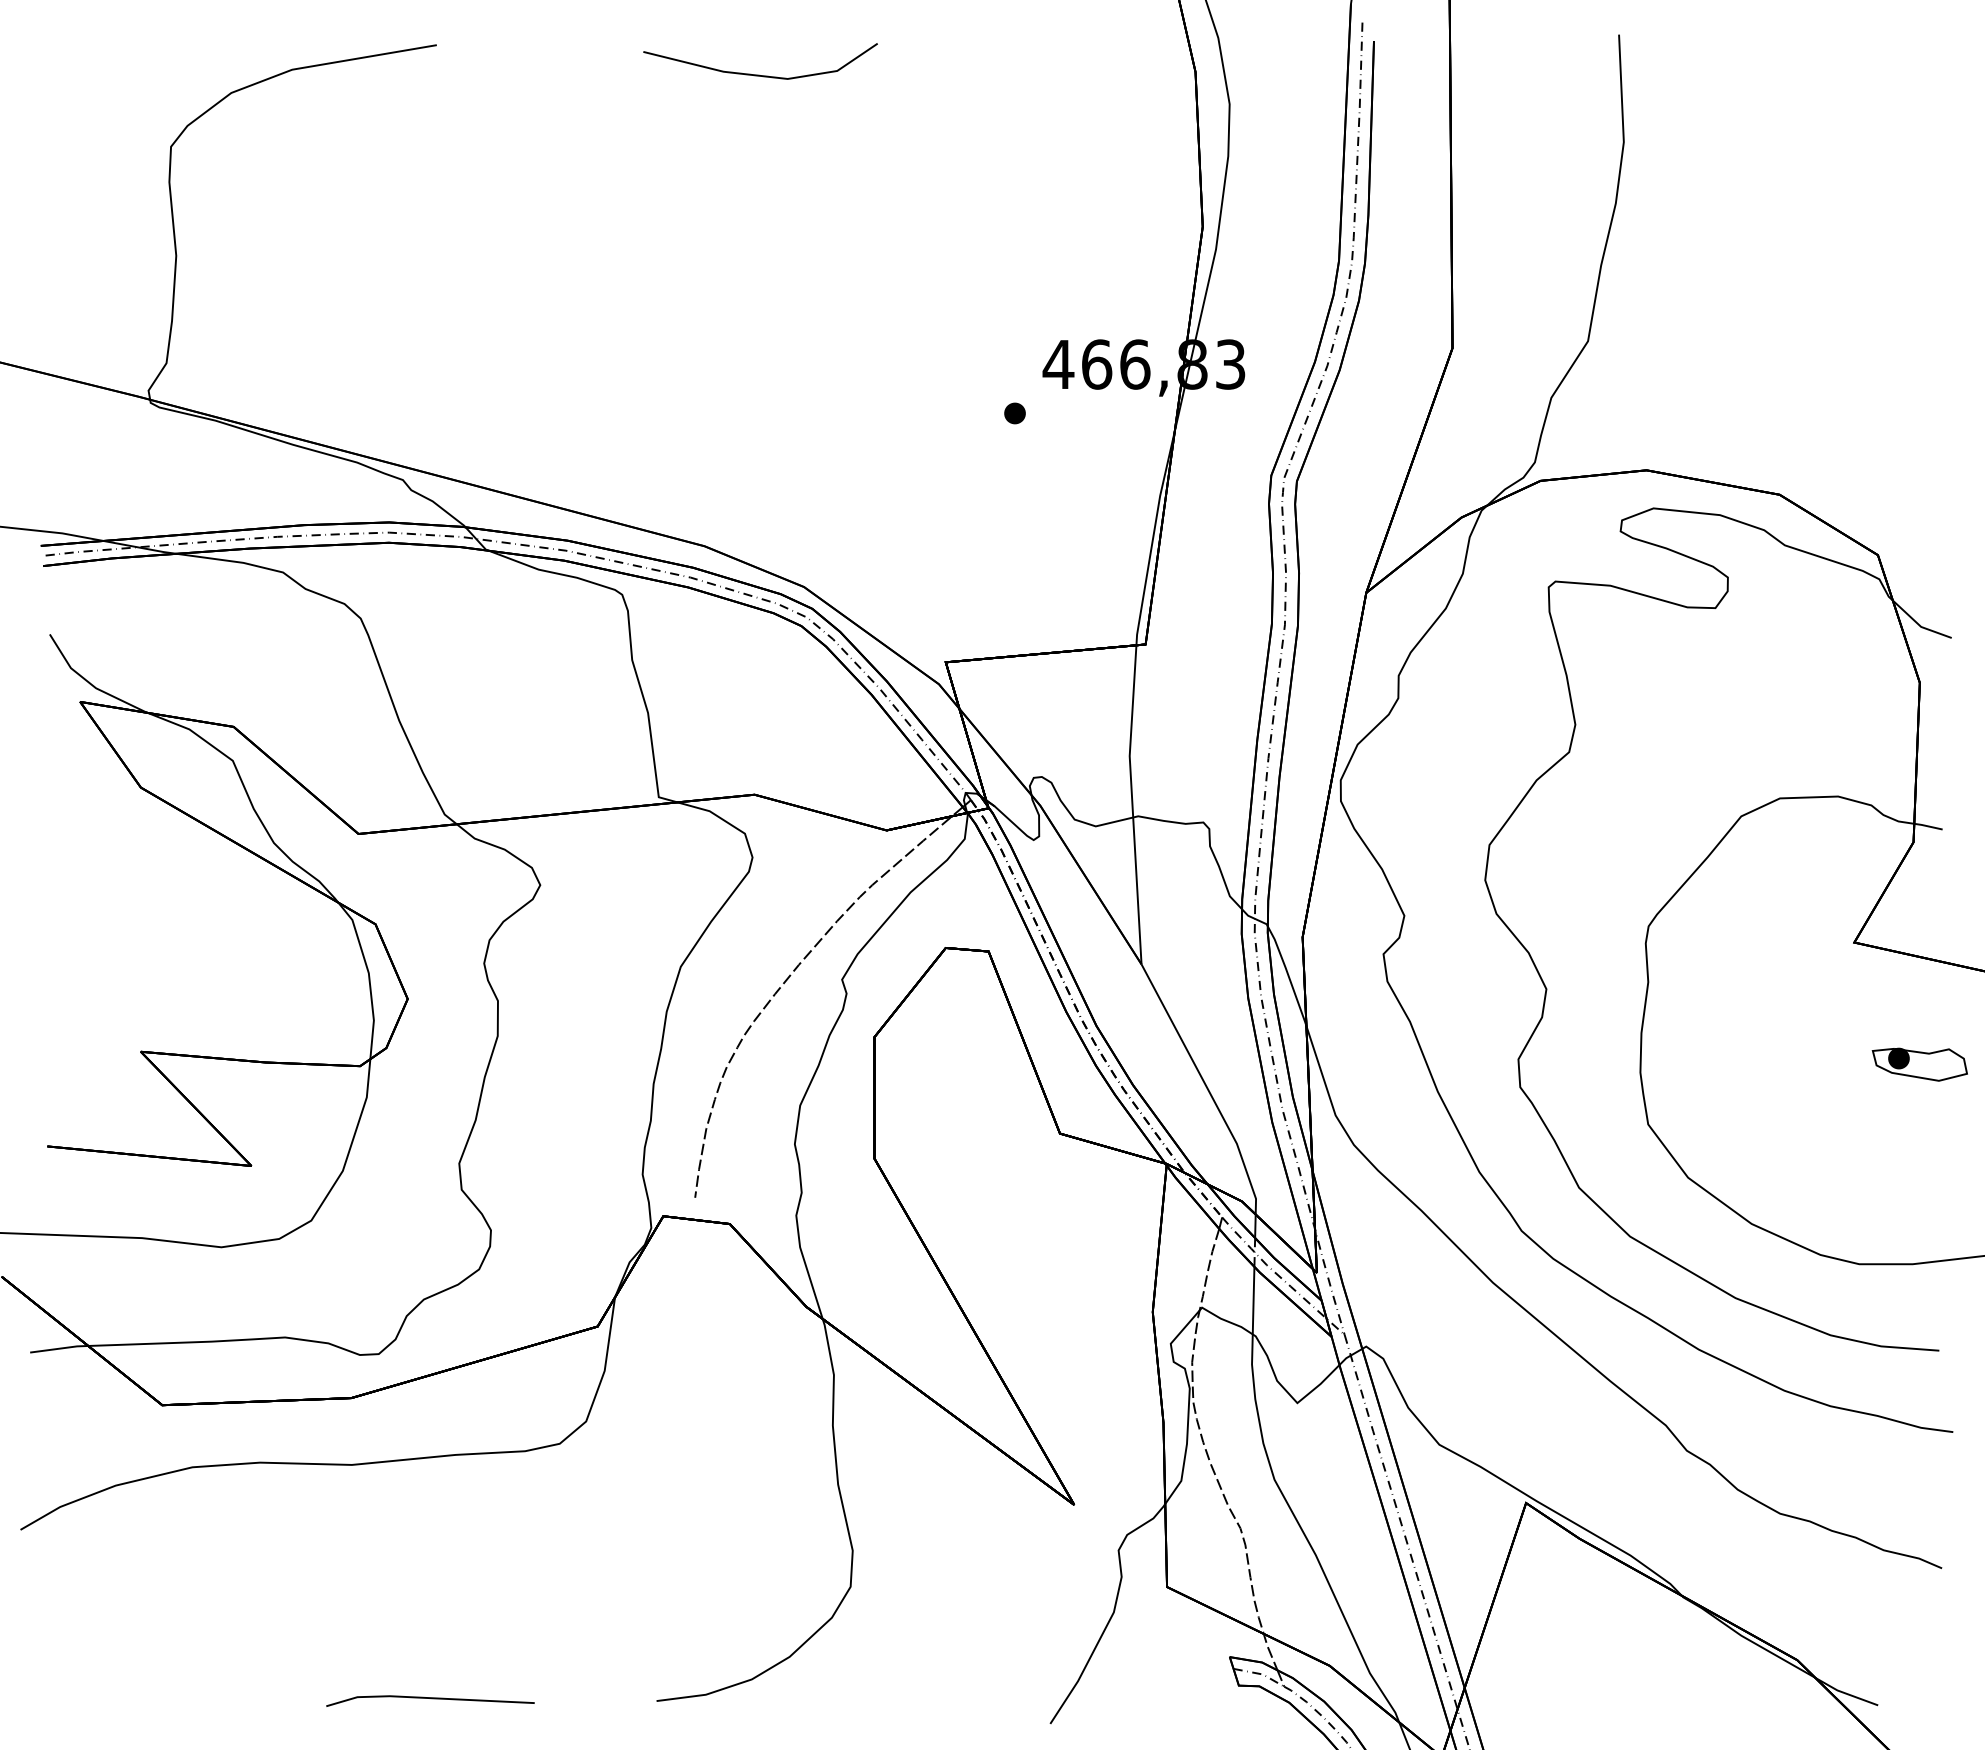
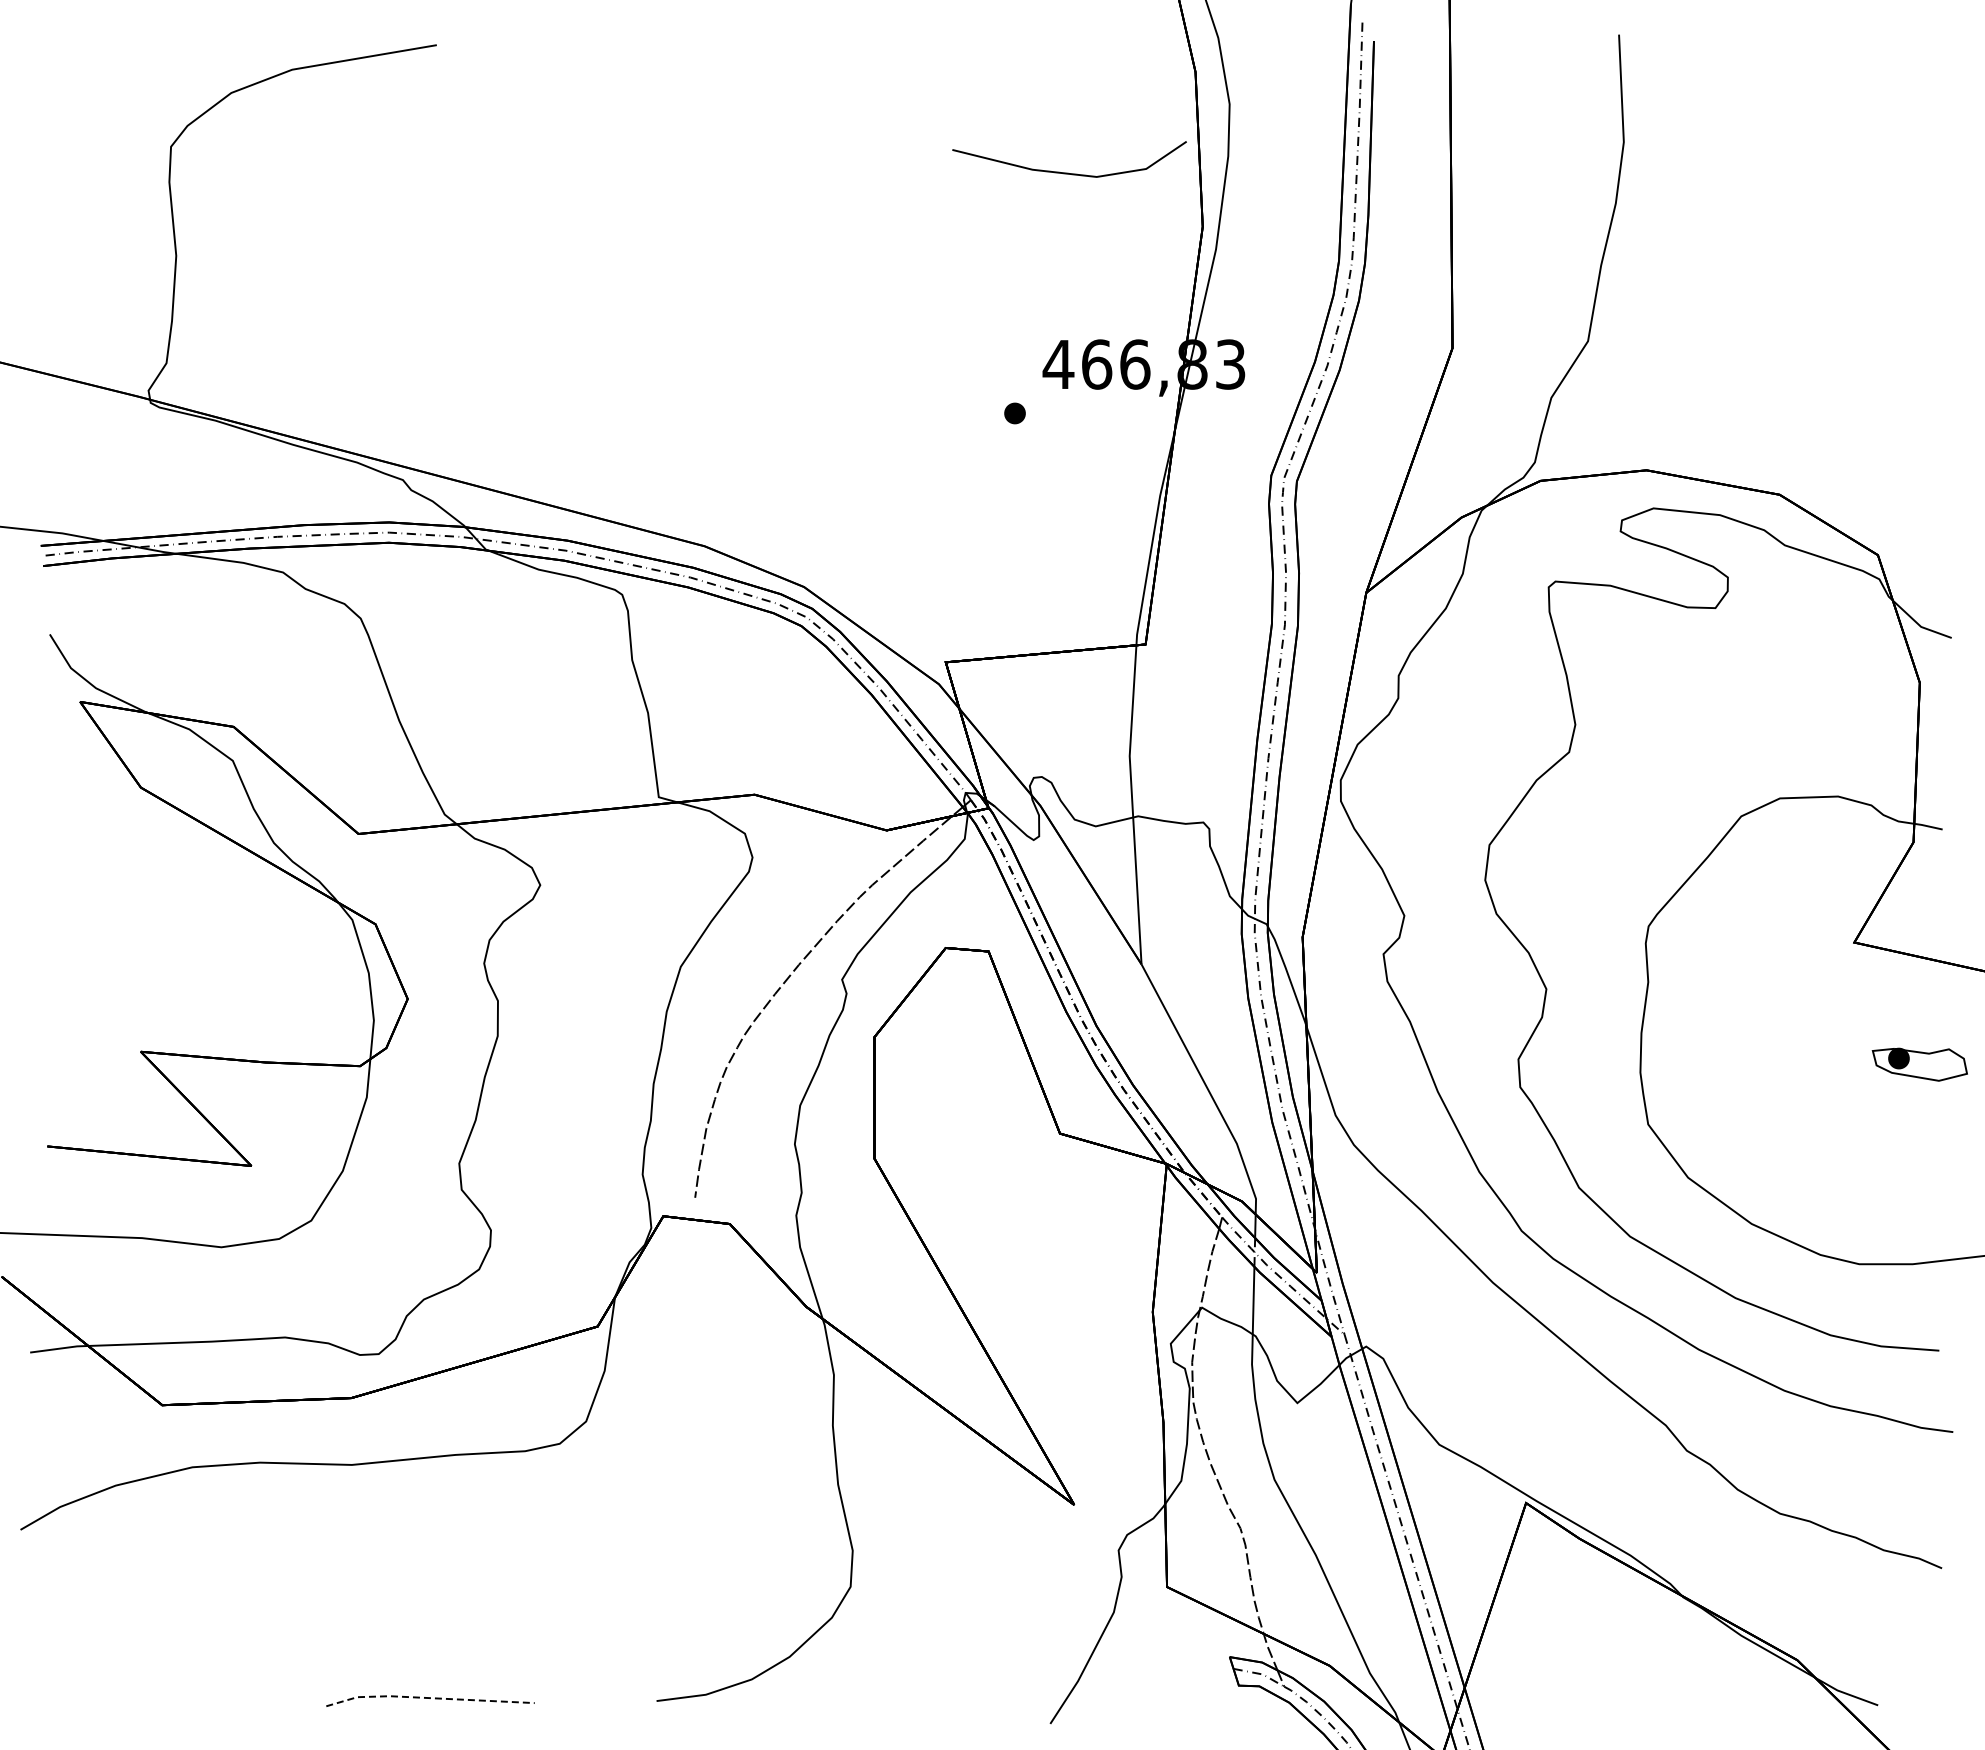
line position: (759, 74) -> (1068, 172) (1068, 172)
line: solid -> dashed (428, 1698)
